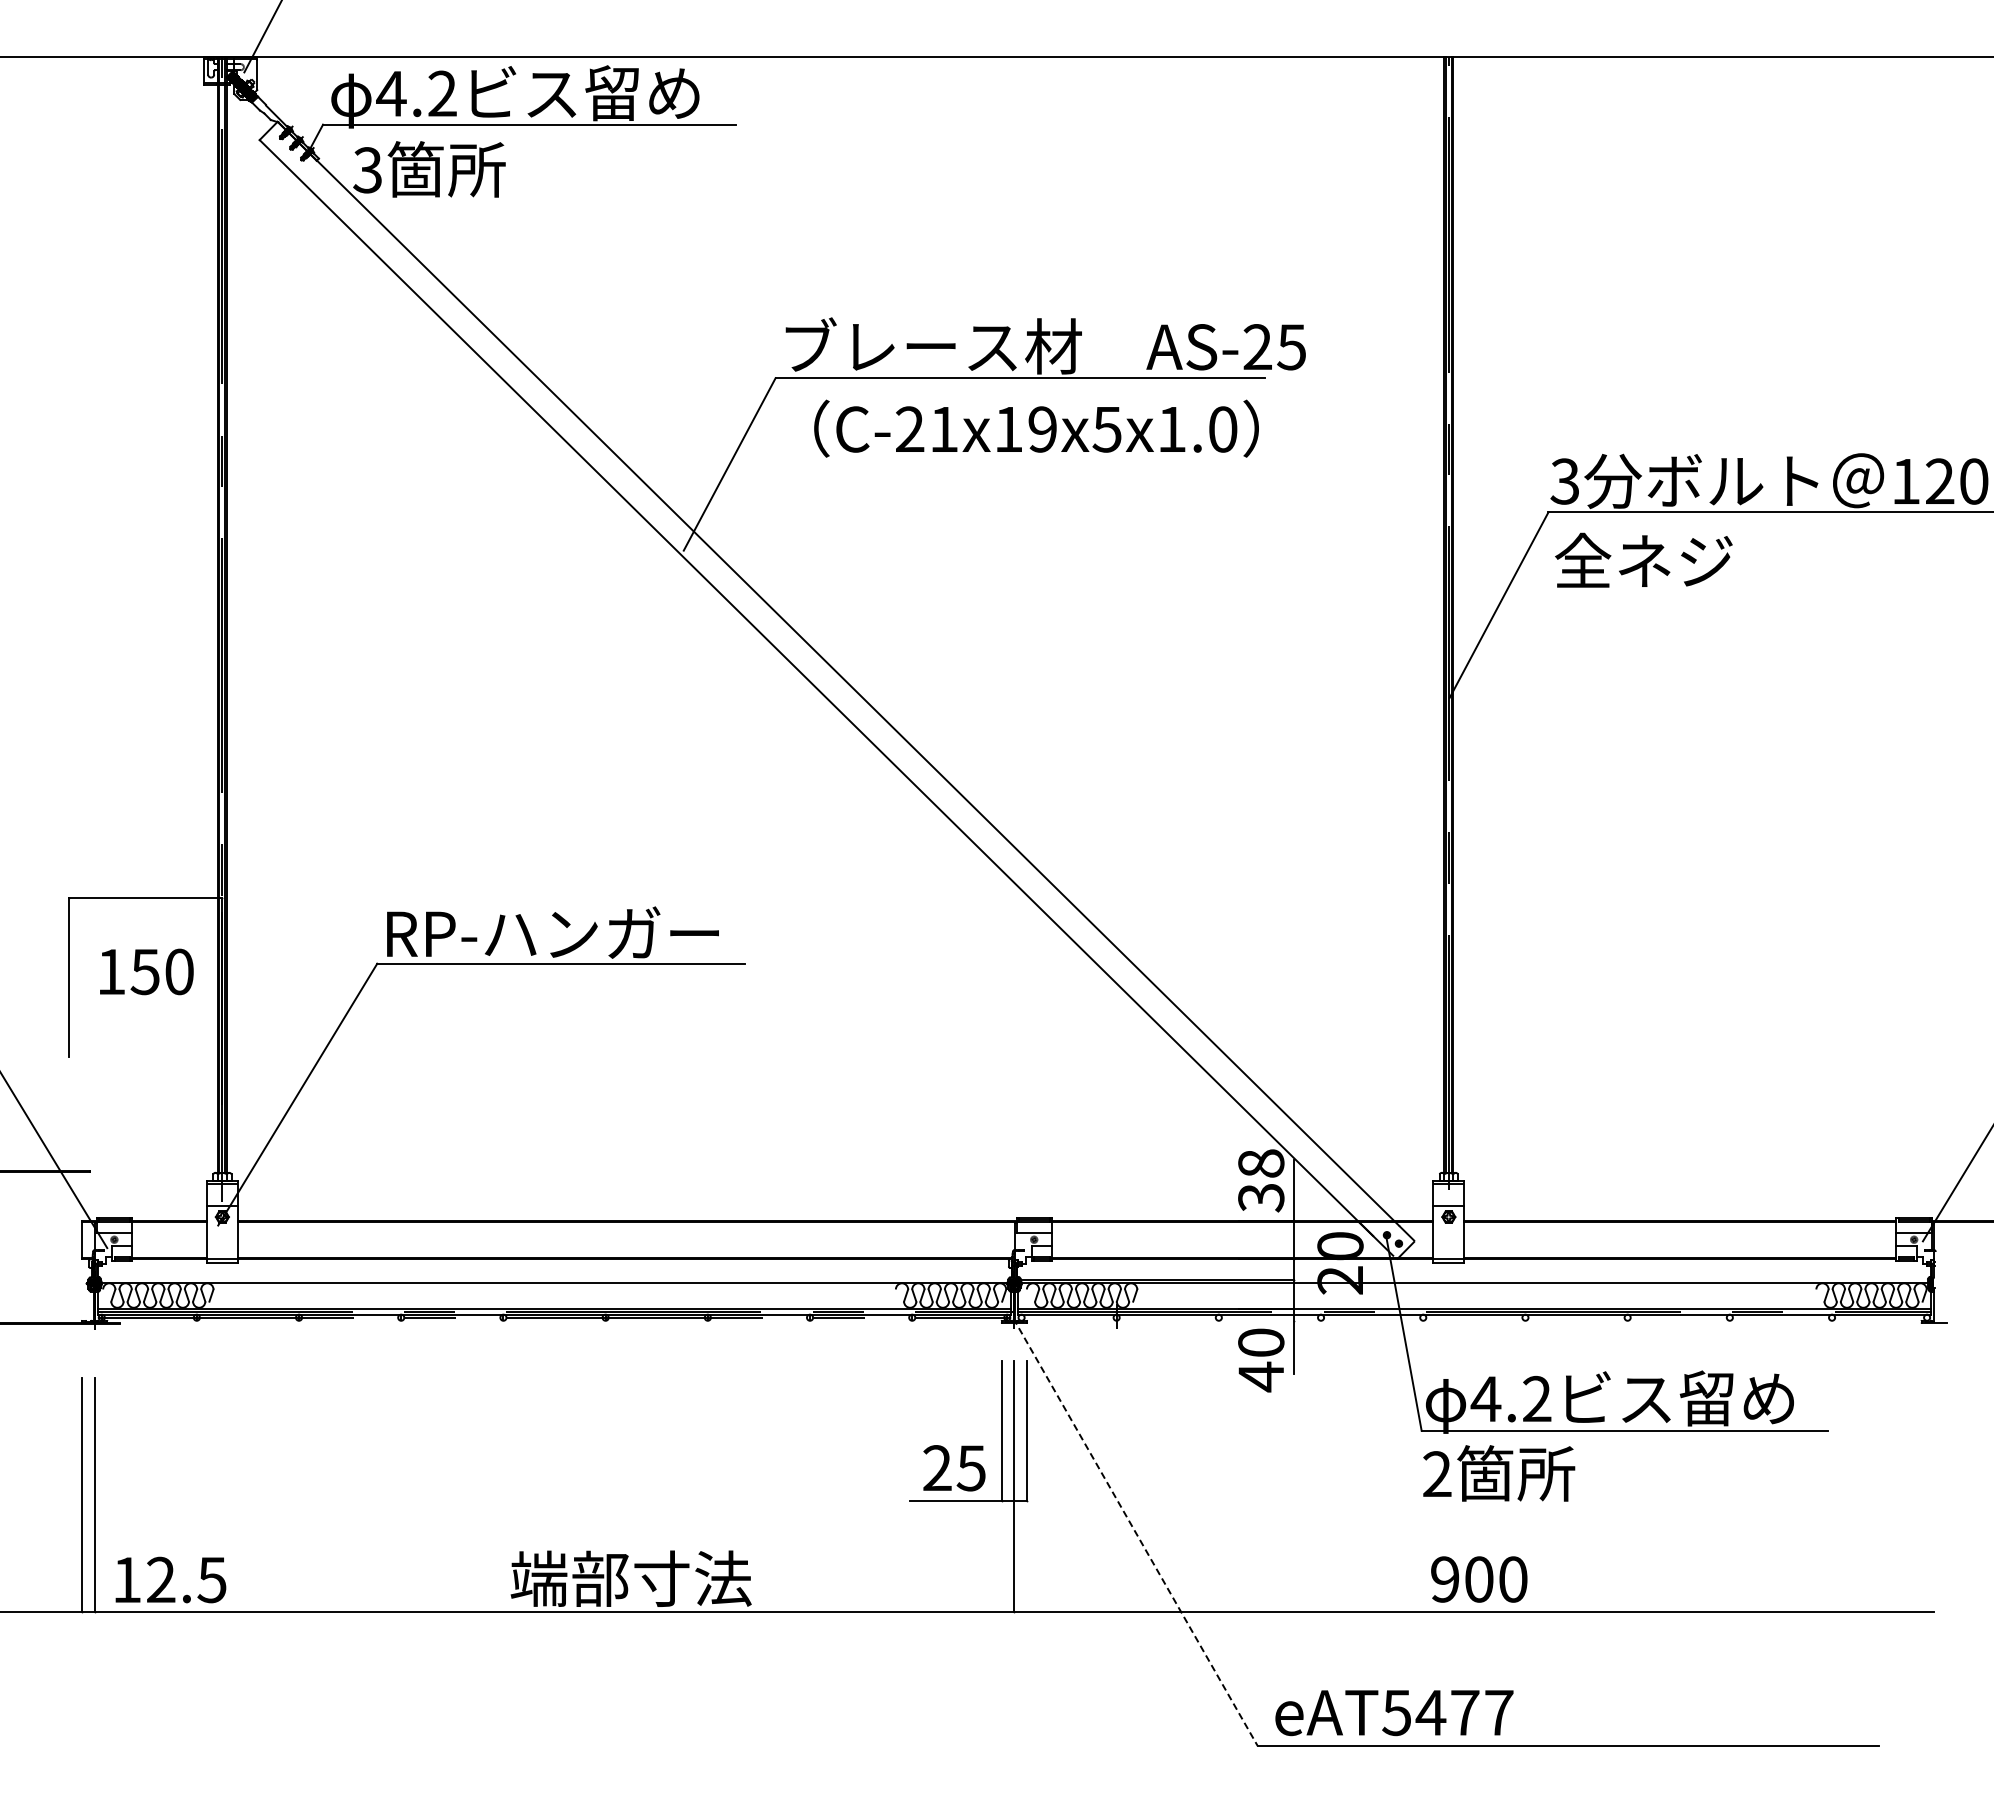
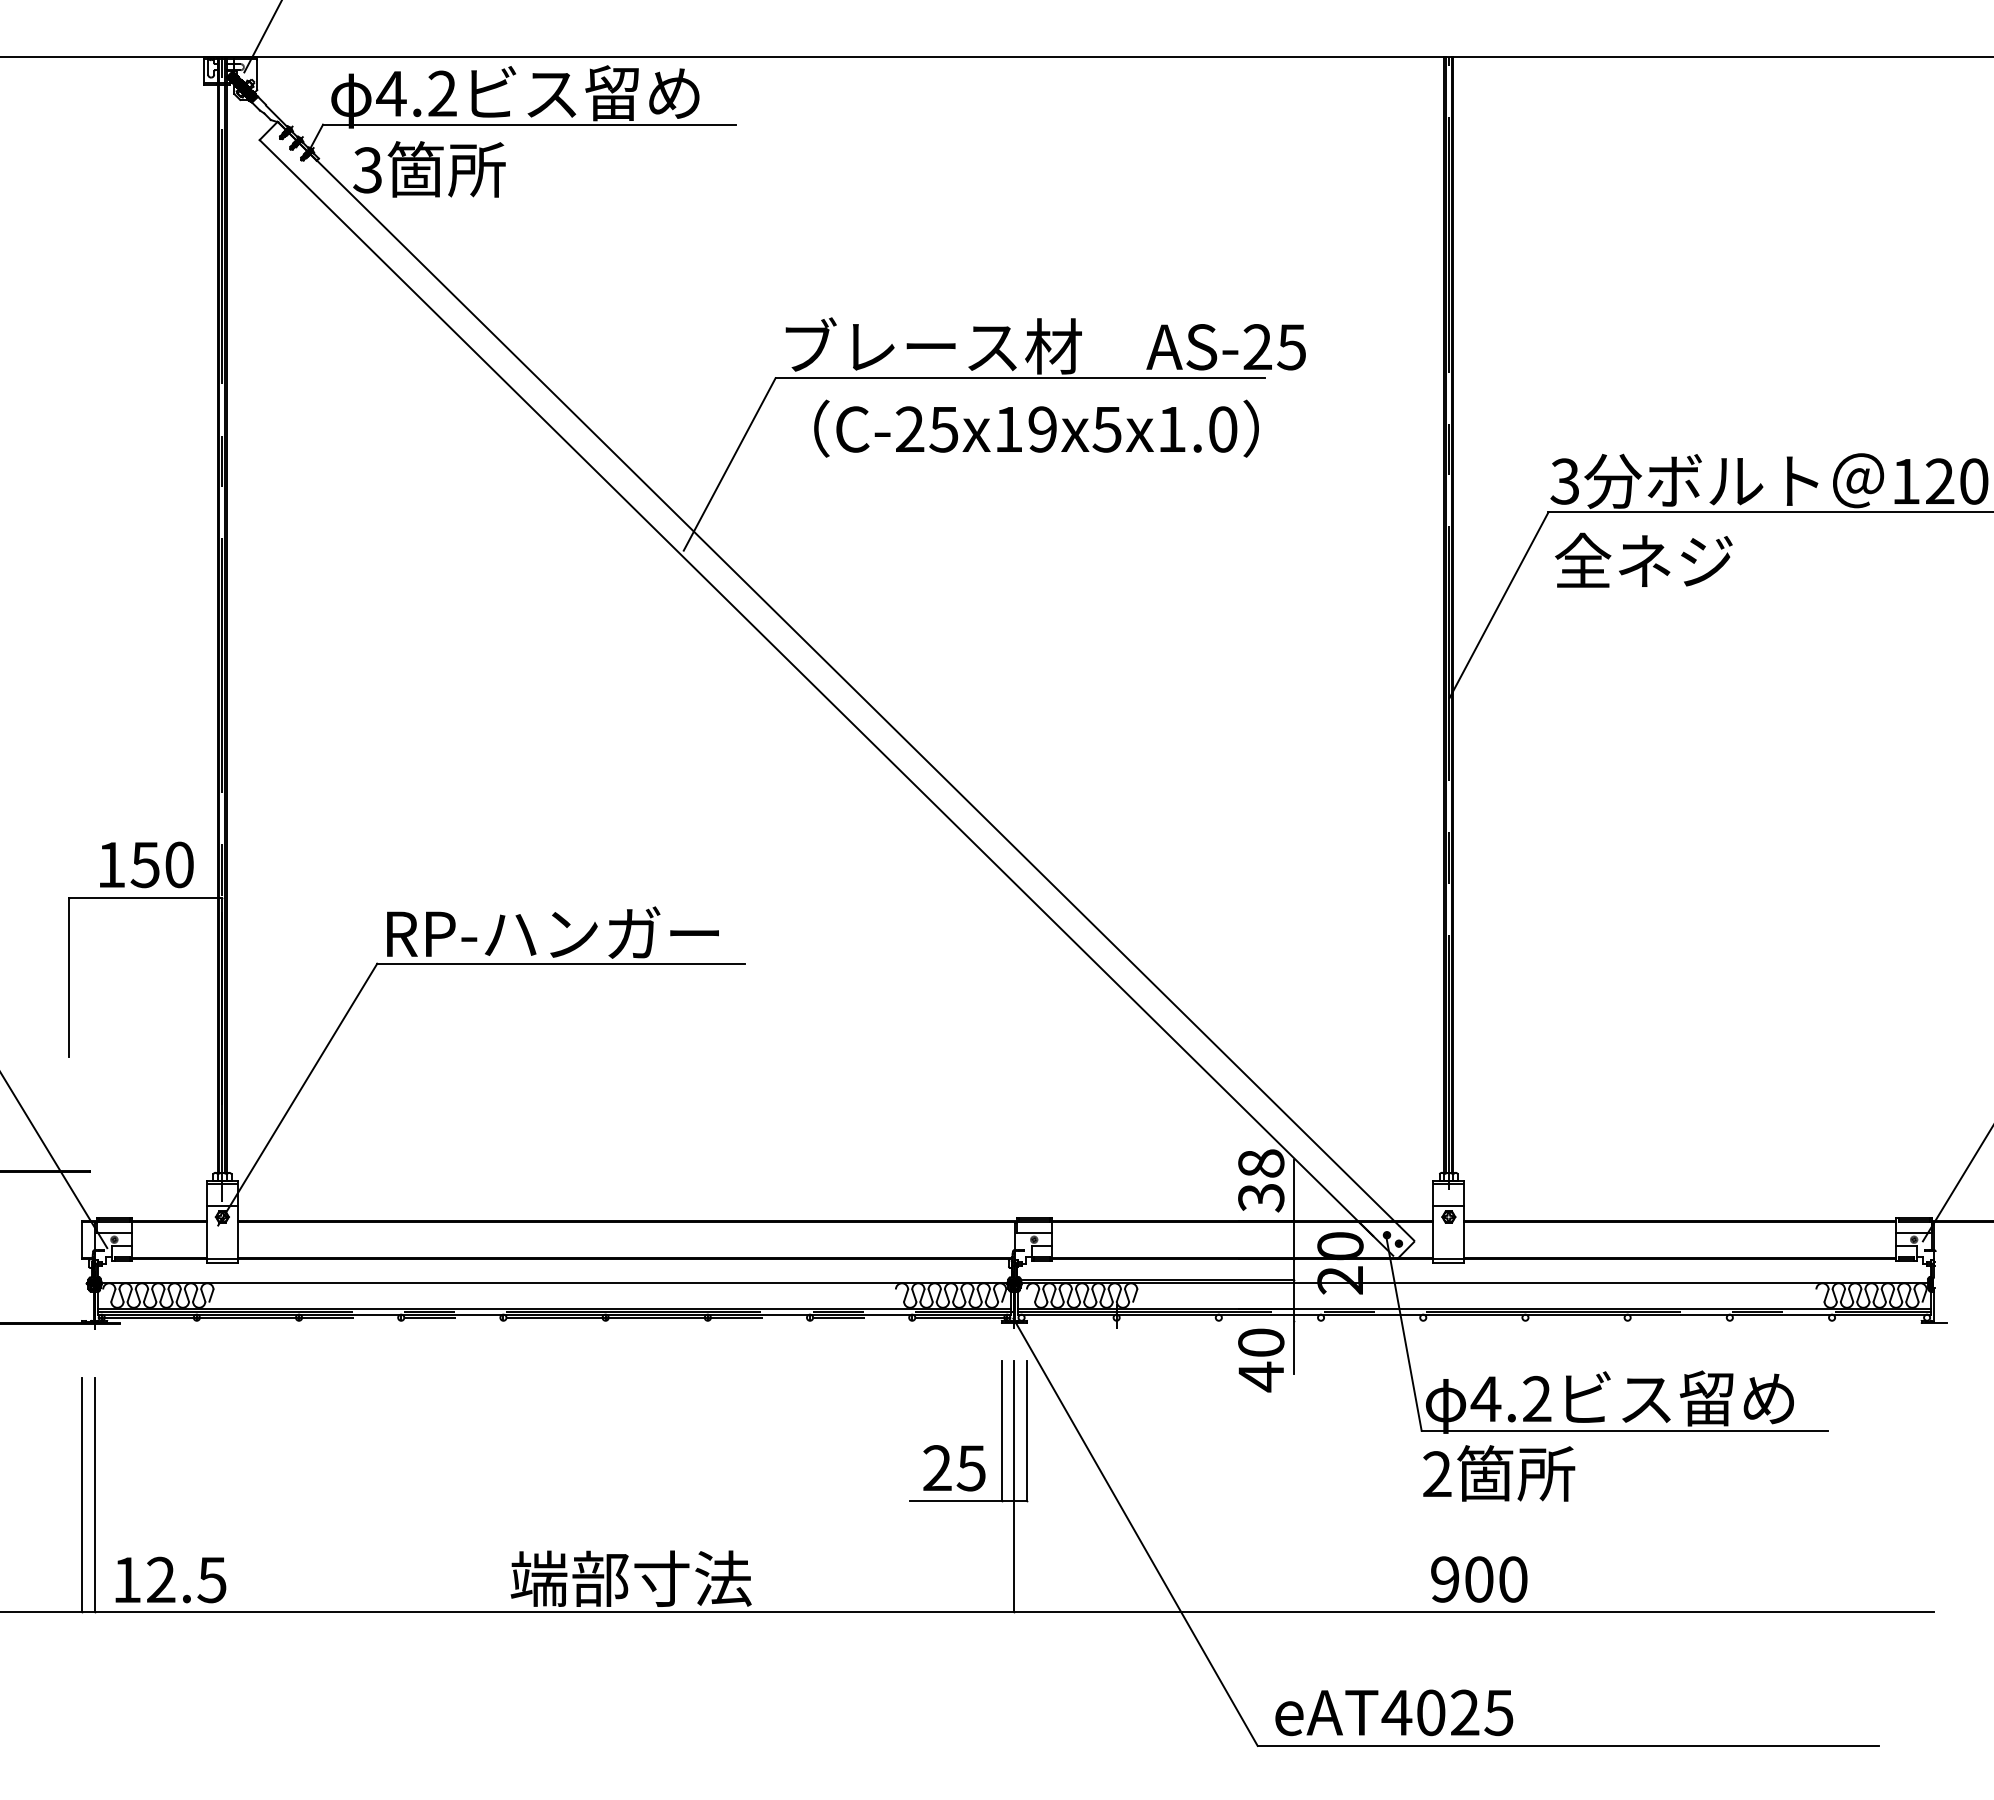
text: C-21x19x5x1.0 -> C-25x19x5x1.0 (943, 429)
text position: (146, 971) -> (146, 864) (146, 864)
line: dashed -> solid (1135, 1532)
text: eAT5477 -> eAT4025 (1447, 1712)
